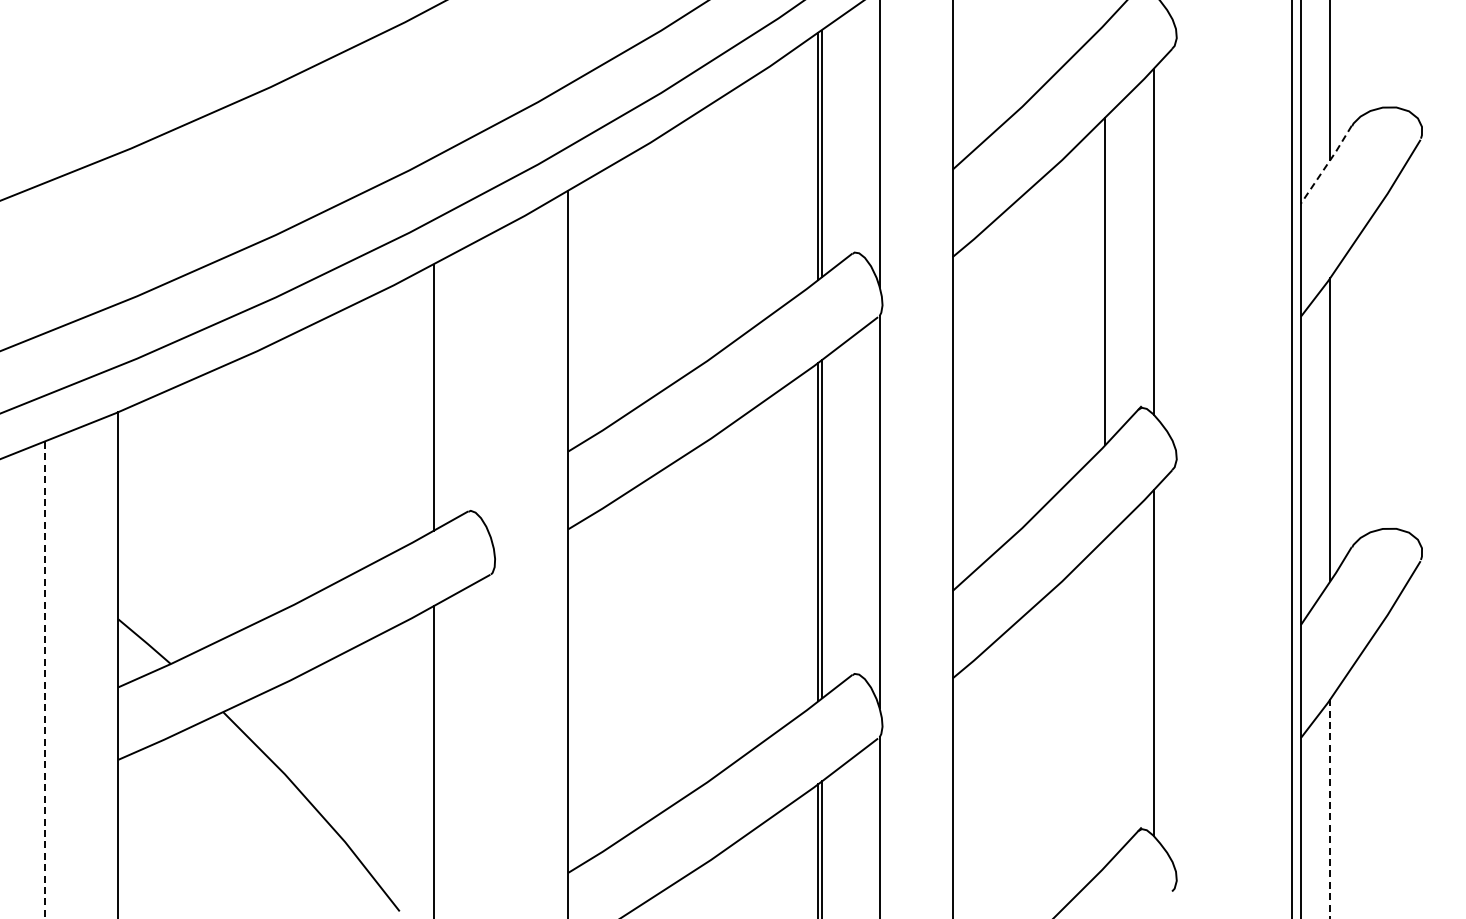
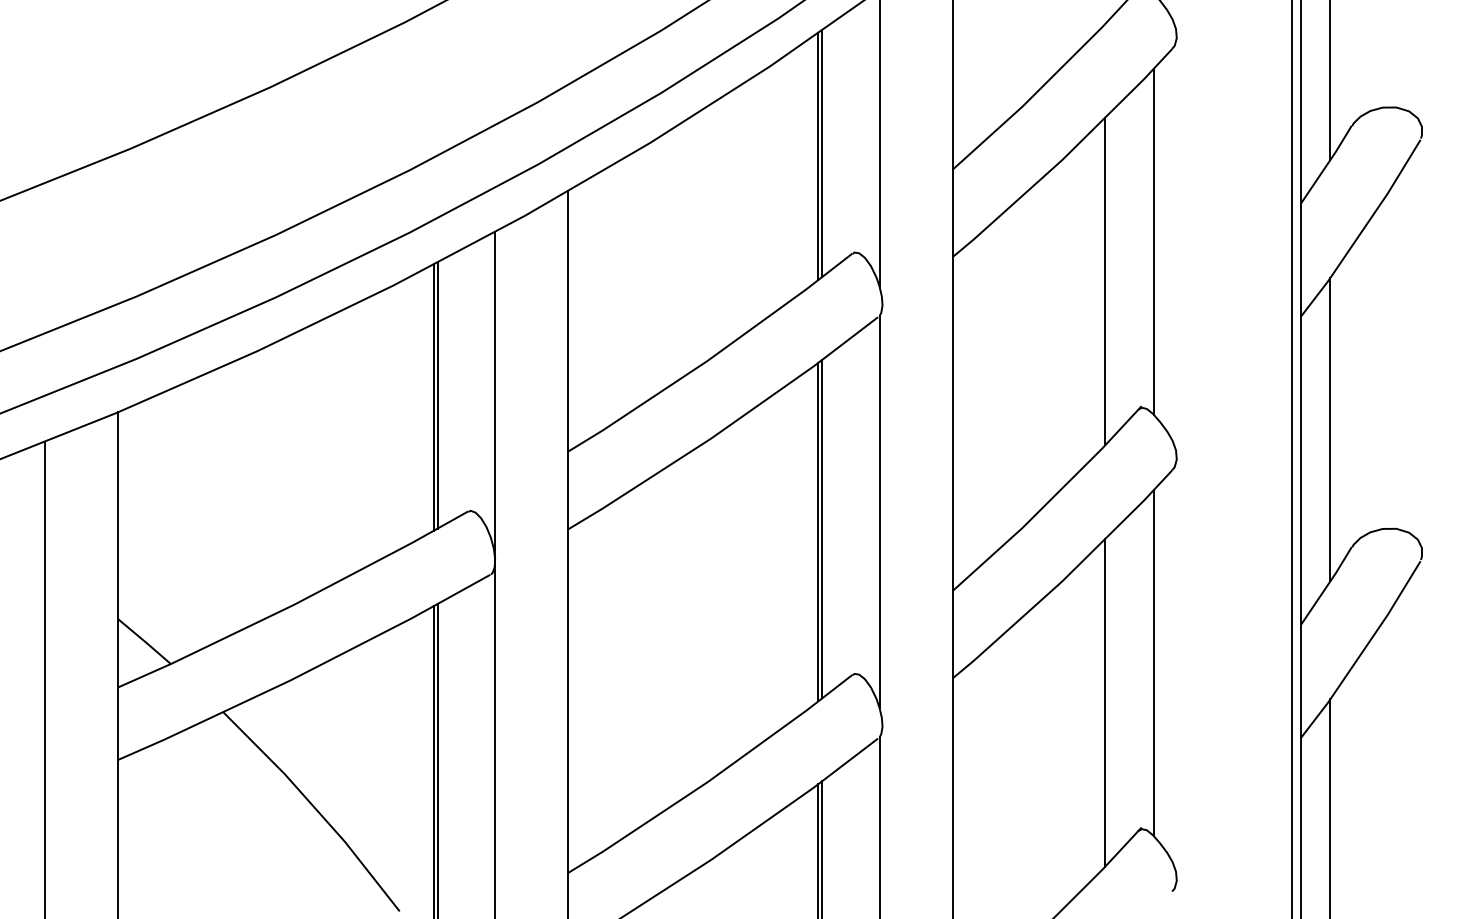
line: dashed -> solid (1327, 164)
line: none -> present (437, 395)
line: none -> present (495, 573)
line: dashed -> solid (45, 680)
line: none -> present (1105, 702)
line: none -> present (437, 759)
line: dashed -> solid (1330, 809)
